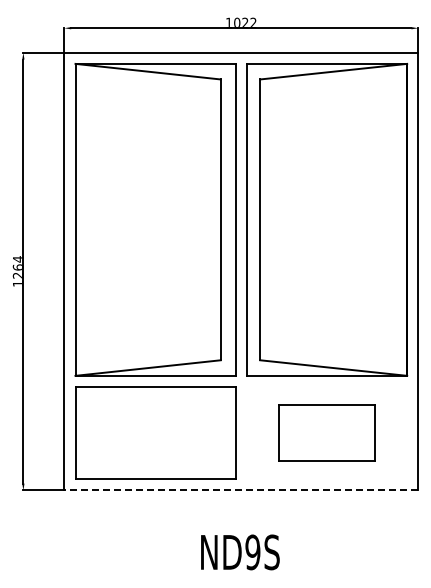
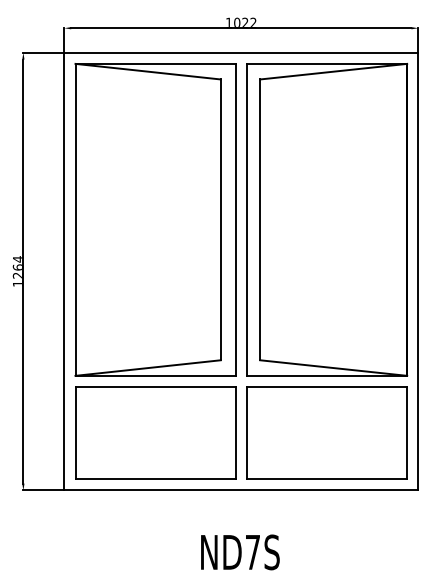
part size: 98x58 px -> 162x94 px (326, 432)
line: dashed -> solid (241, 490)
text: ND9S -> ND7S (252, 552)
